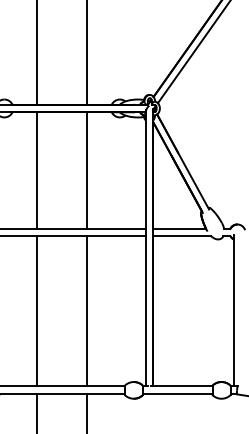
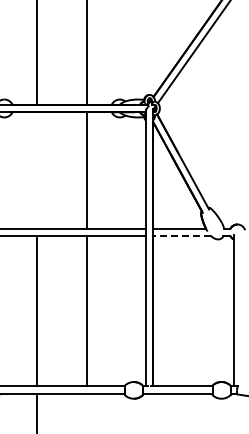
line: present -> none (36, 170)
line: solid -> dashed (182, 236)
line: present -> none (87, 412)
